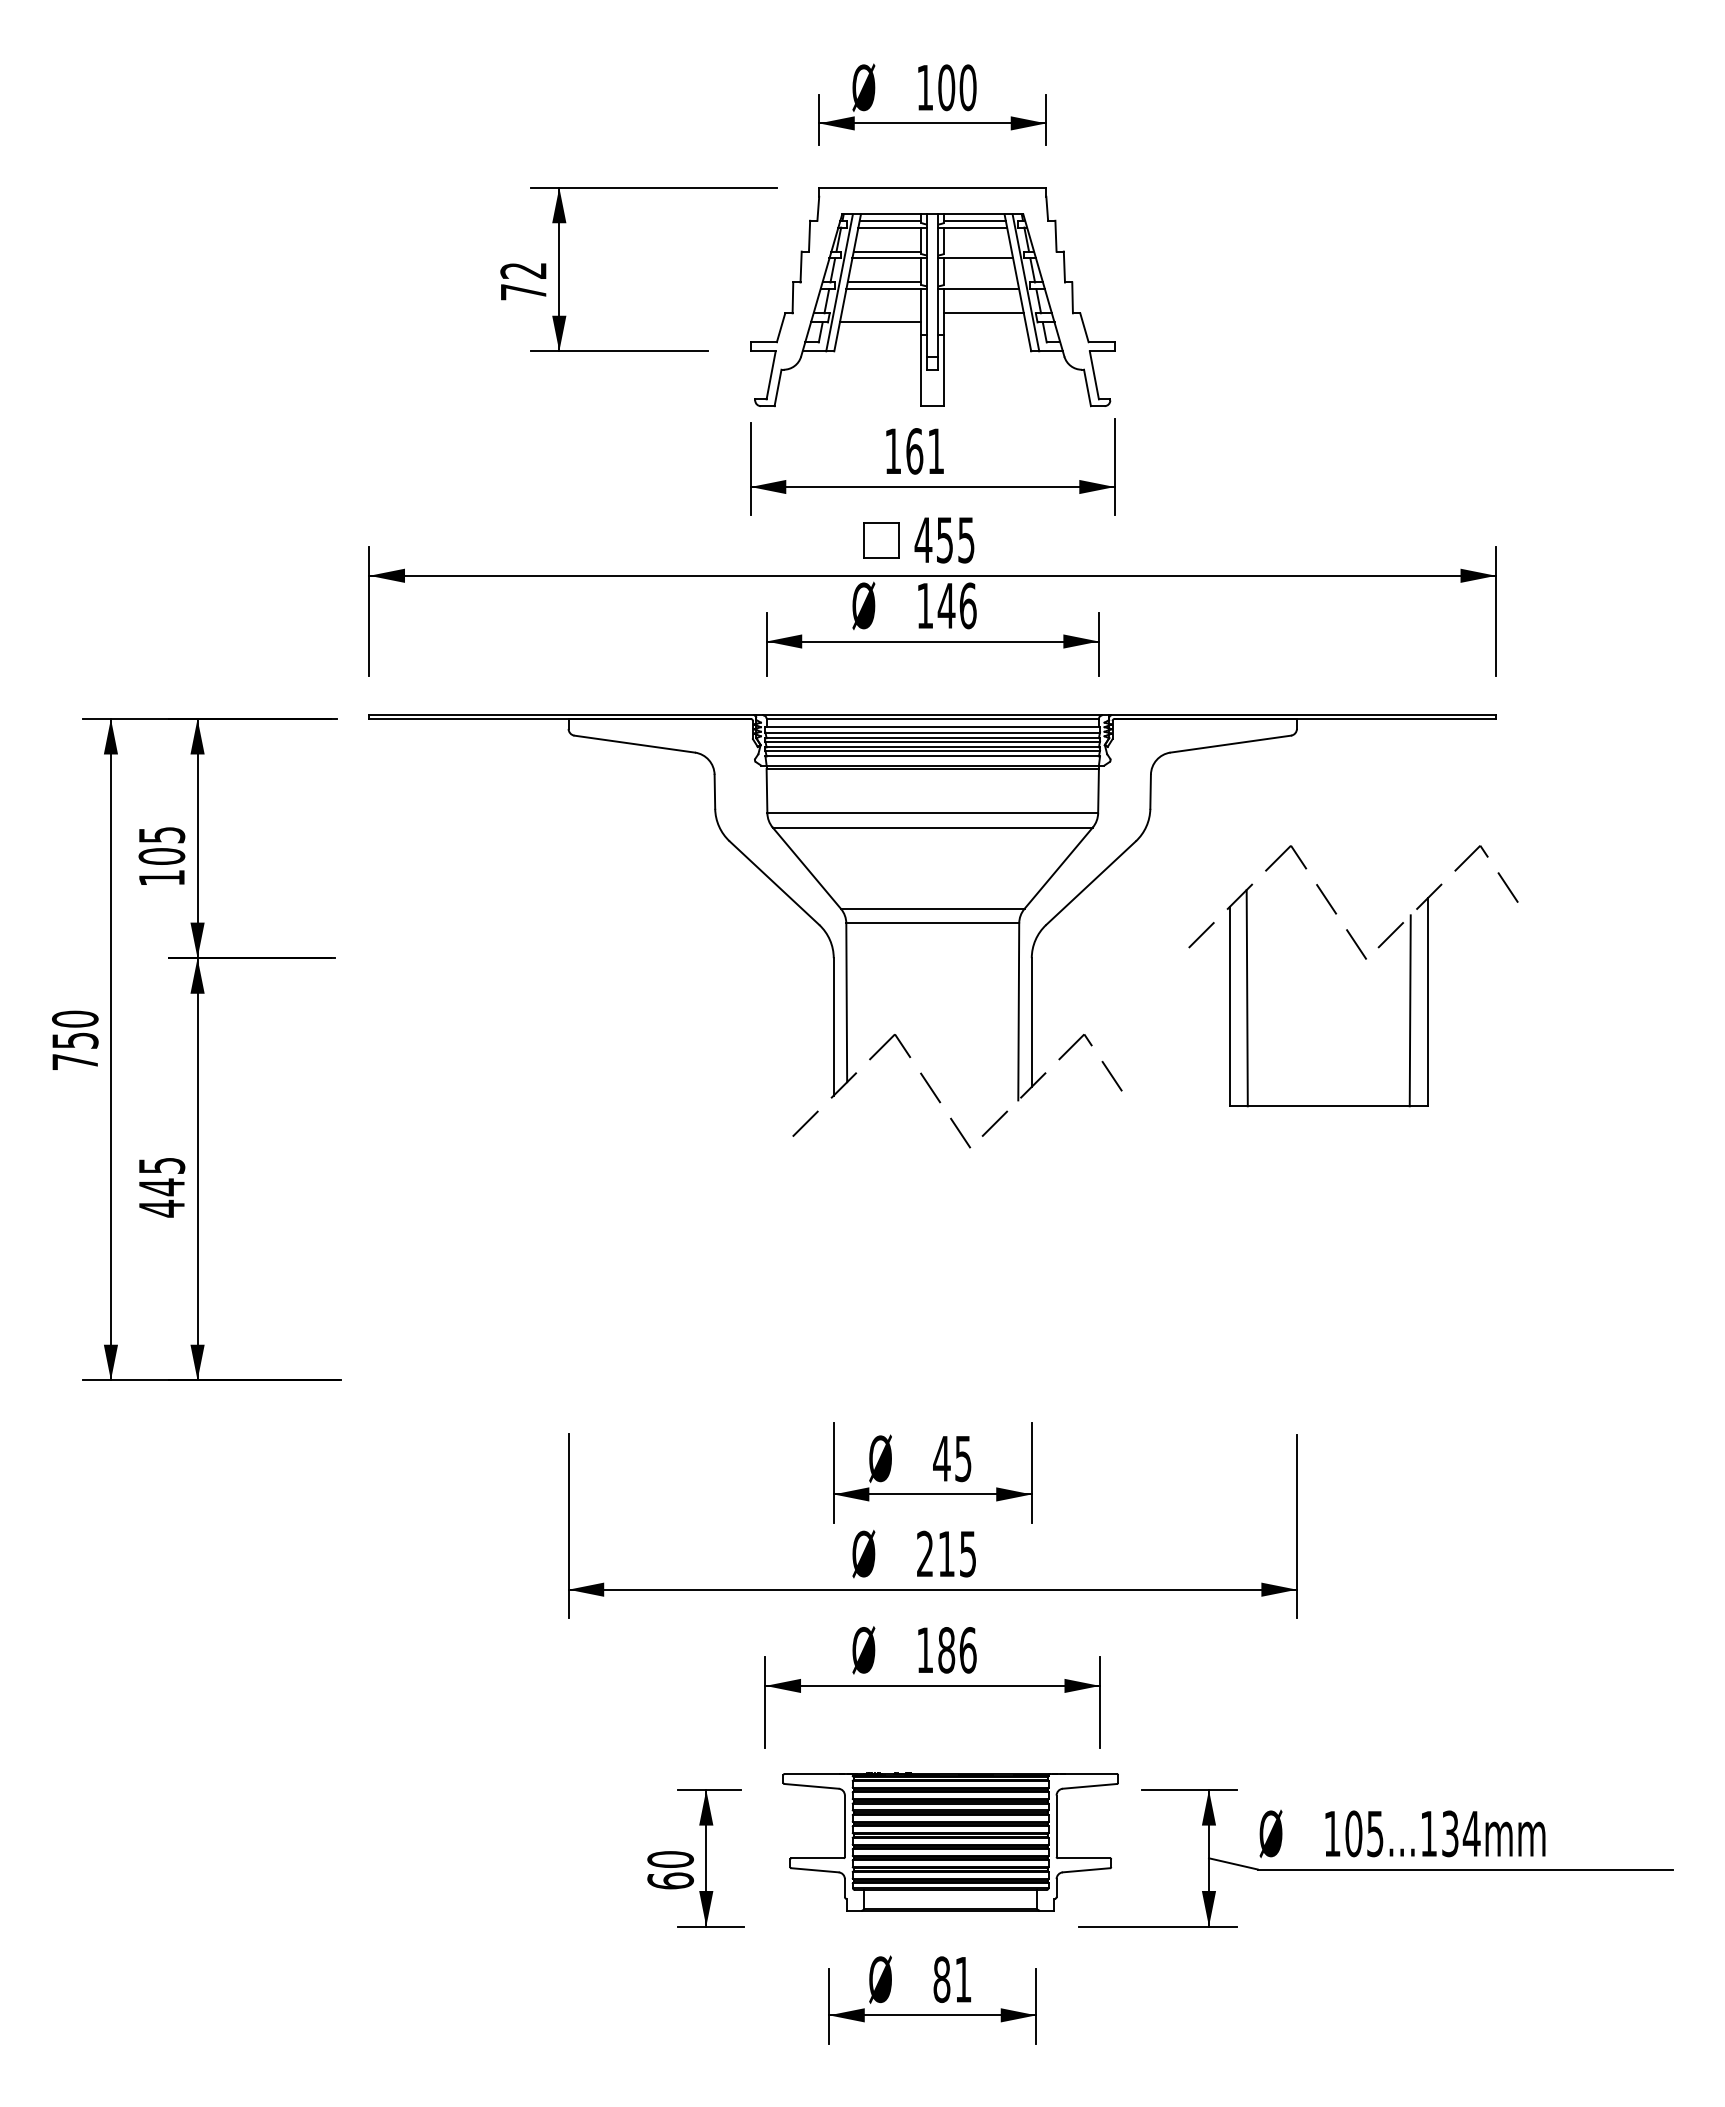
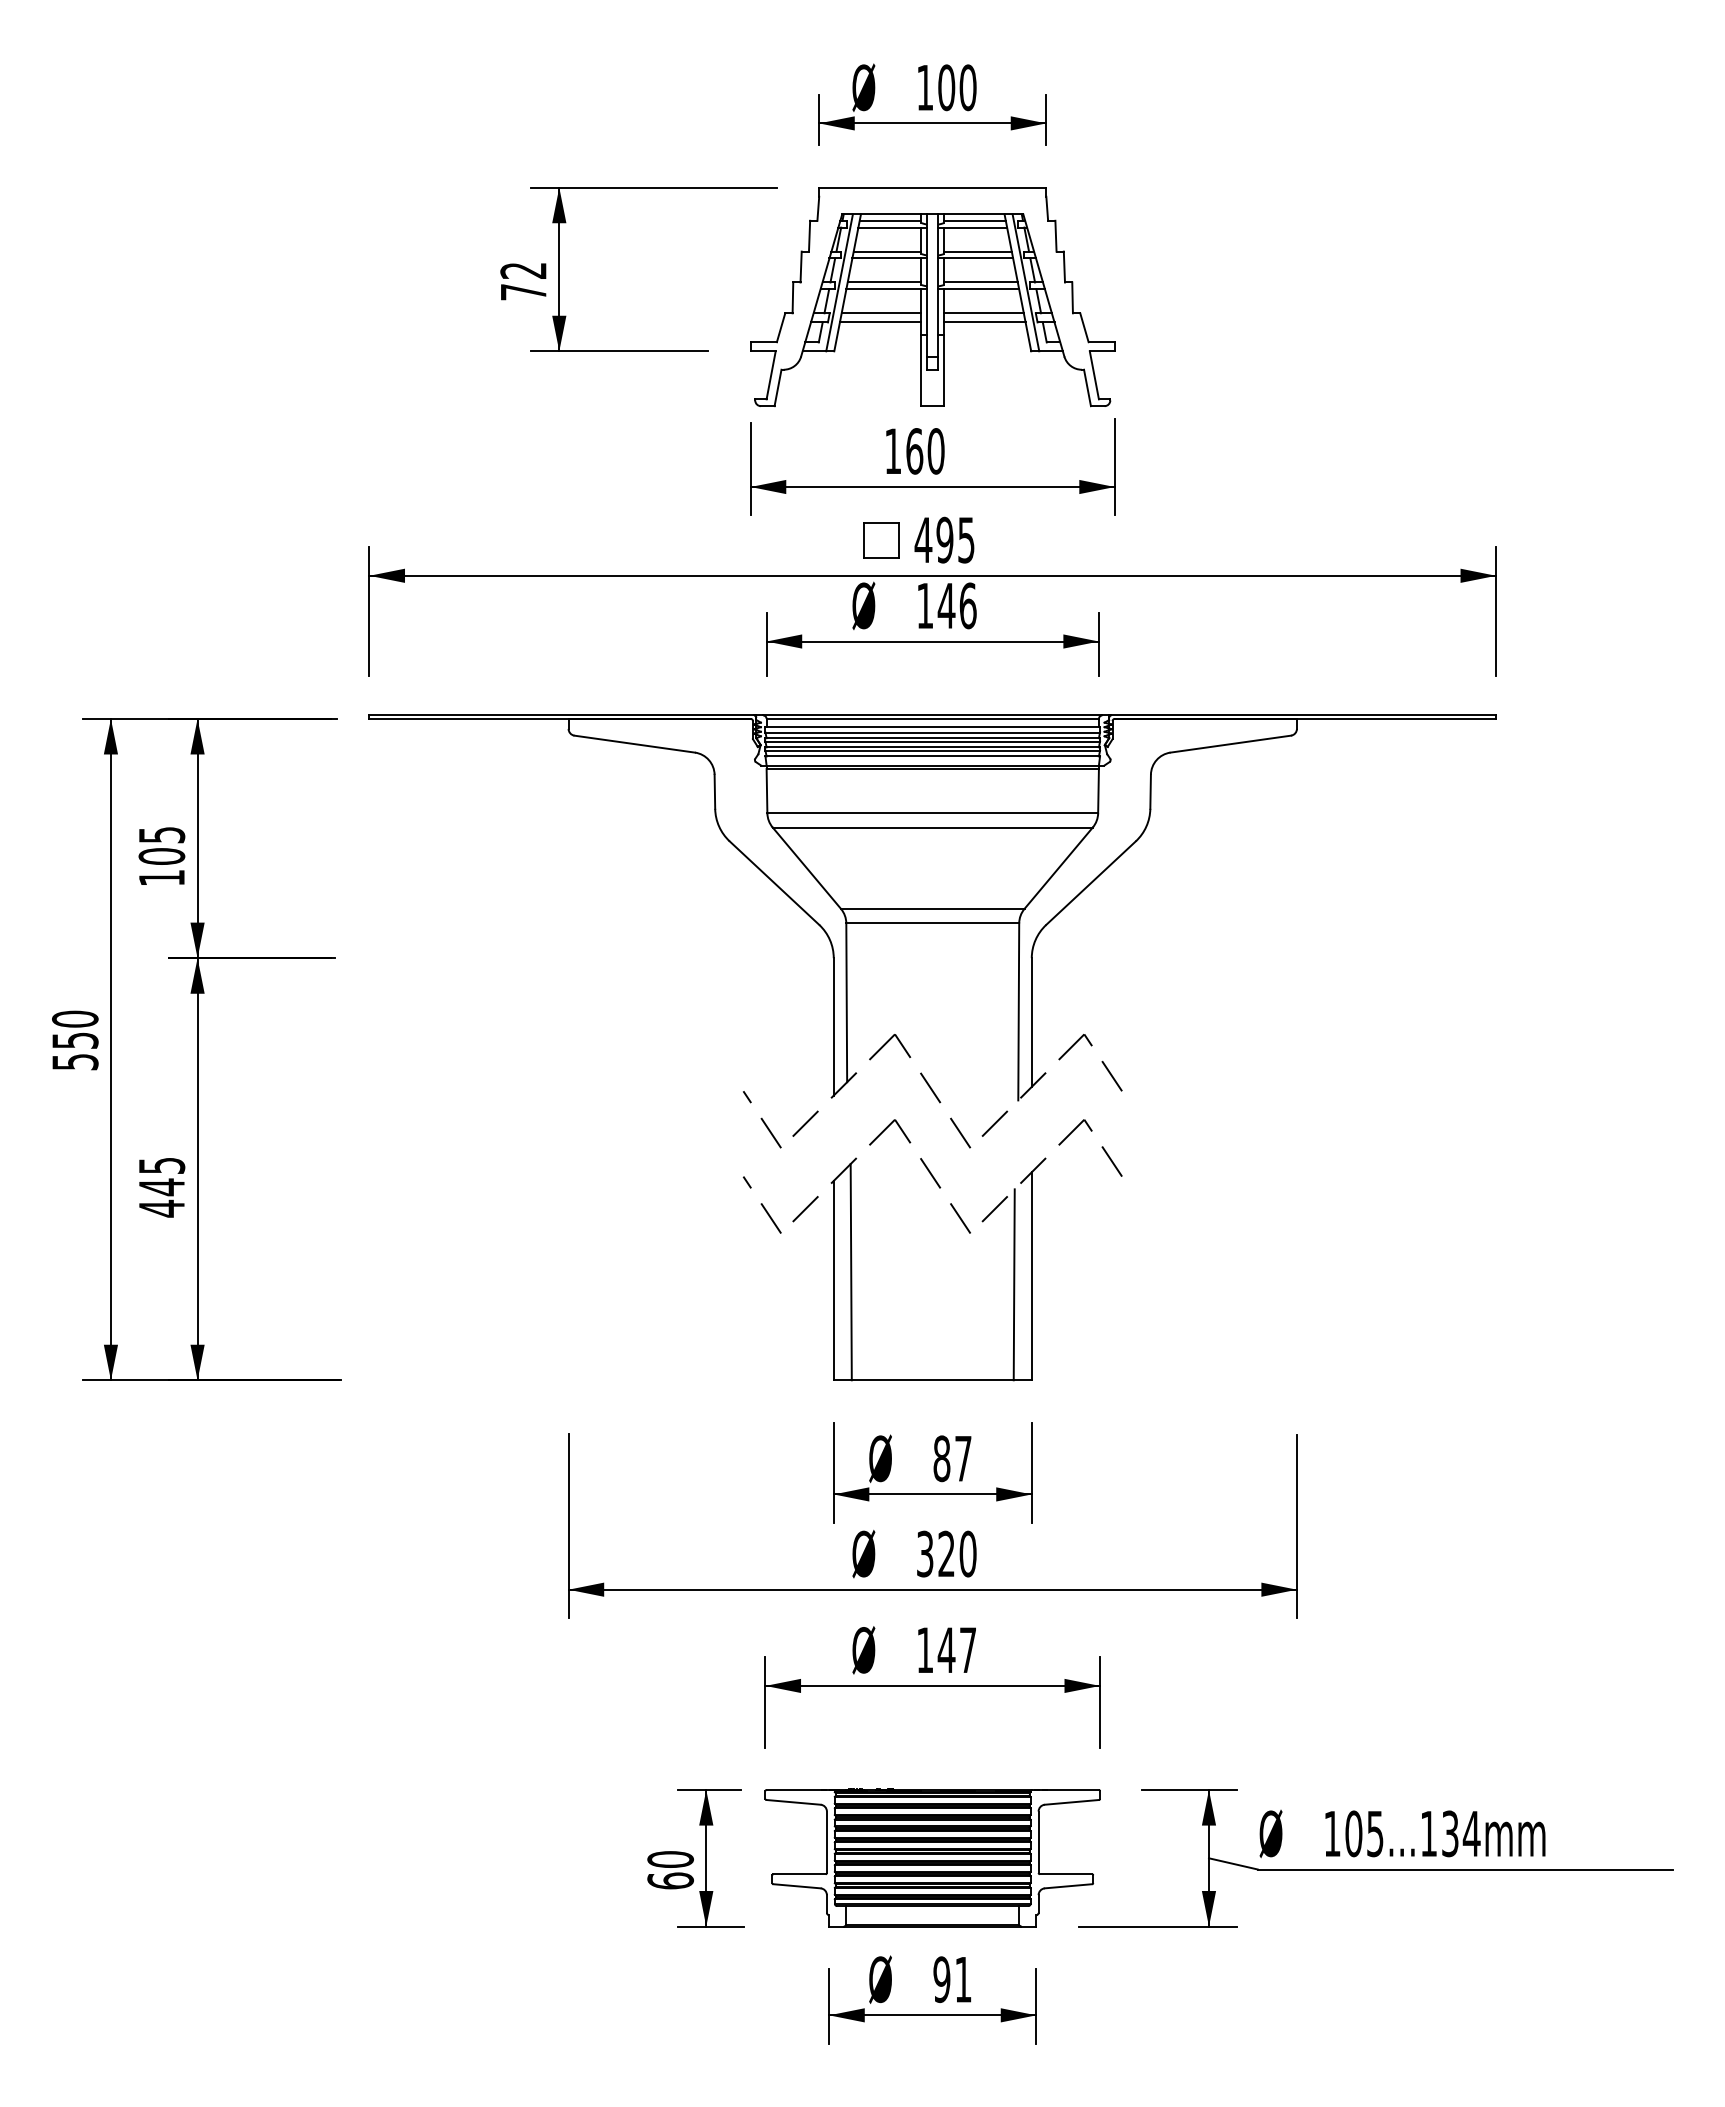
line: none -> present (977, 251)
line: none -> present (980, 282)
line: none -> present (881, 313)
line: none -> present (984, 322)
text: 161 -> 160 (935, 451)
text: 455 -> 495 (944, 539)
part position: (1365, 959) -> (969, 1233) (969, 1233)
text: 750 -> 550 (75, 1062)
line: none -> present (762, 1119)
line: none -> present (761, 1204)
text: 45 -> 87 (952, 1458)
text: 215 -> 320 (946, 1553)
text: 186 -> 147 (956, 1650)
part position: (950, 1841) -> (932, 1857) (932, 1857)
text: 81 -> 91 (941, 1979)
